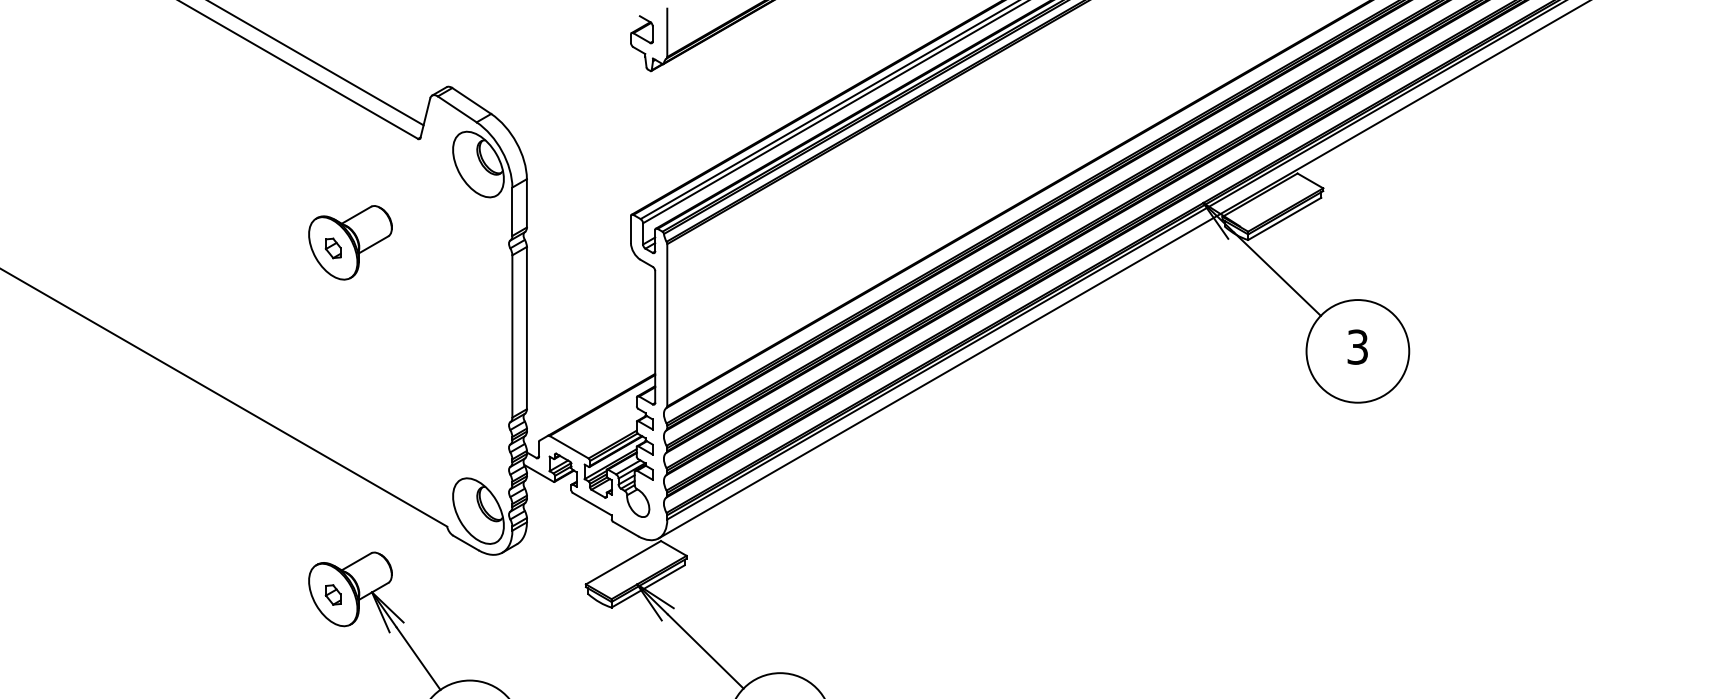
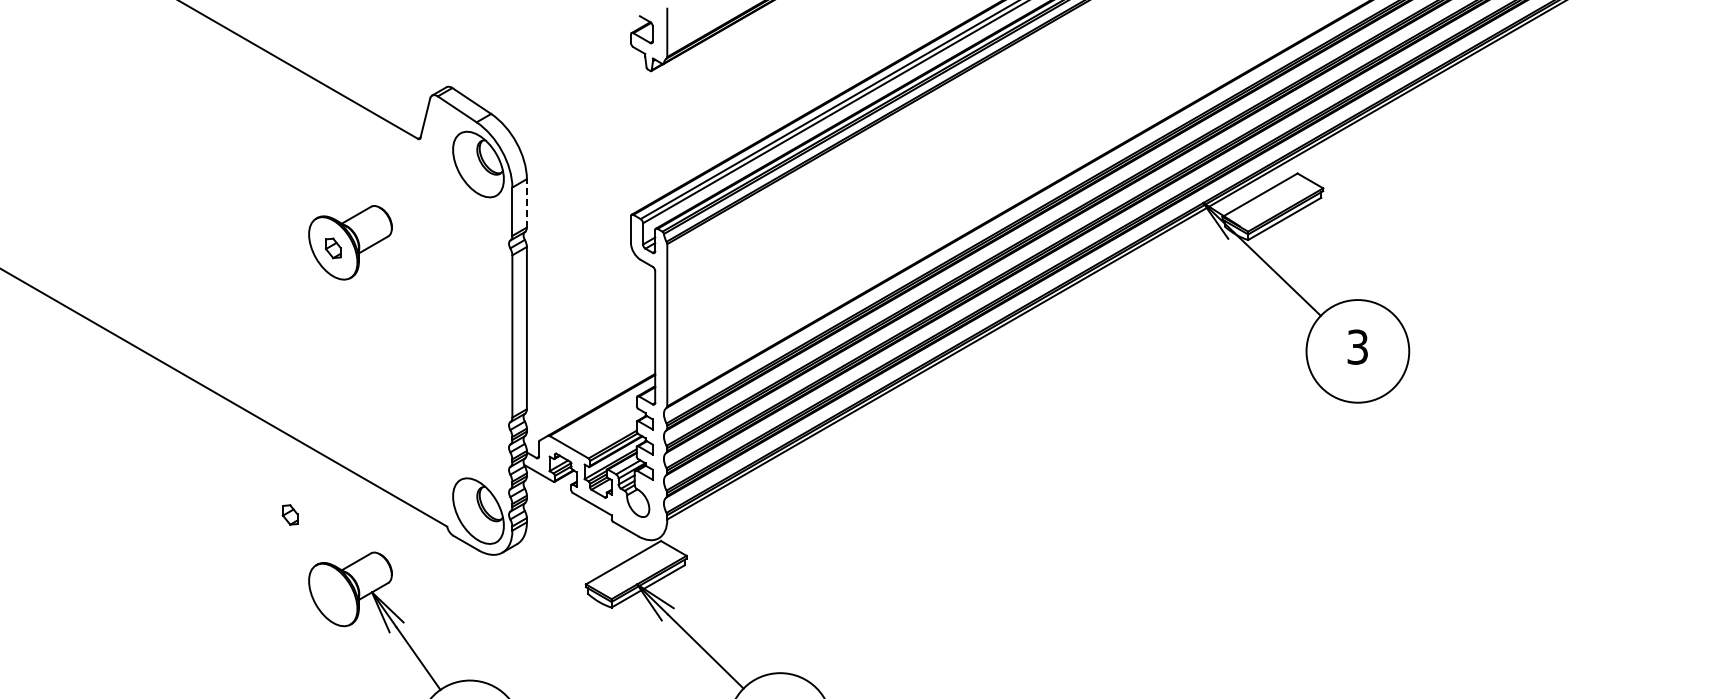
line: present -> none (316, 63)
line: solid -> dashed (526, 202)
line: present -> none (1122, 270)
part position: (332, 594) -> (289, 514) (289, 514)
